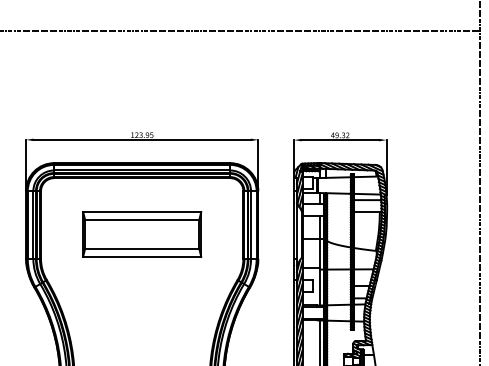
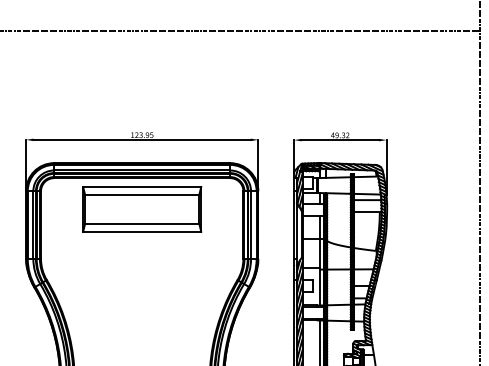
part position: (142, 234) -> (142, 209) (142, 209)
